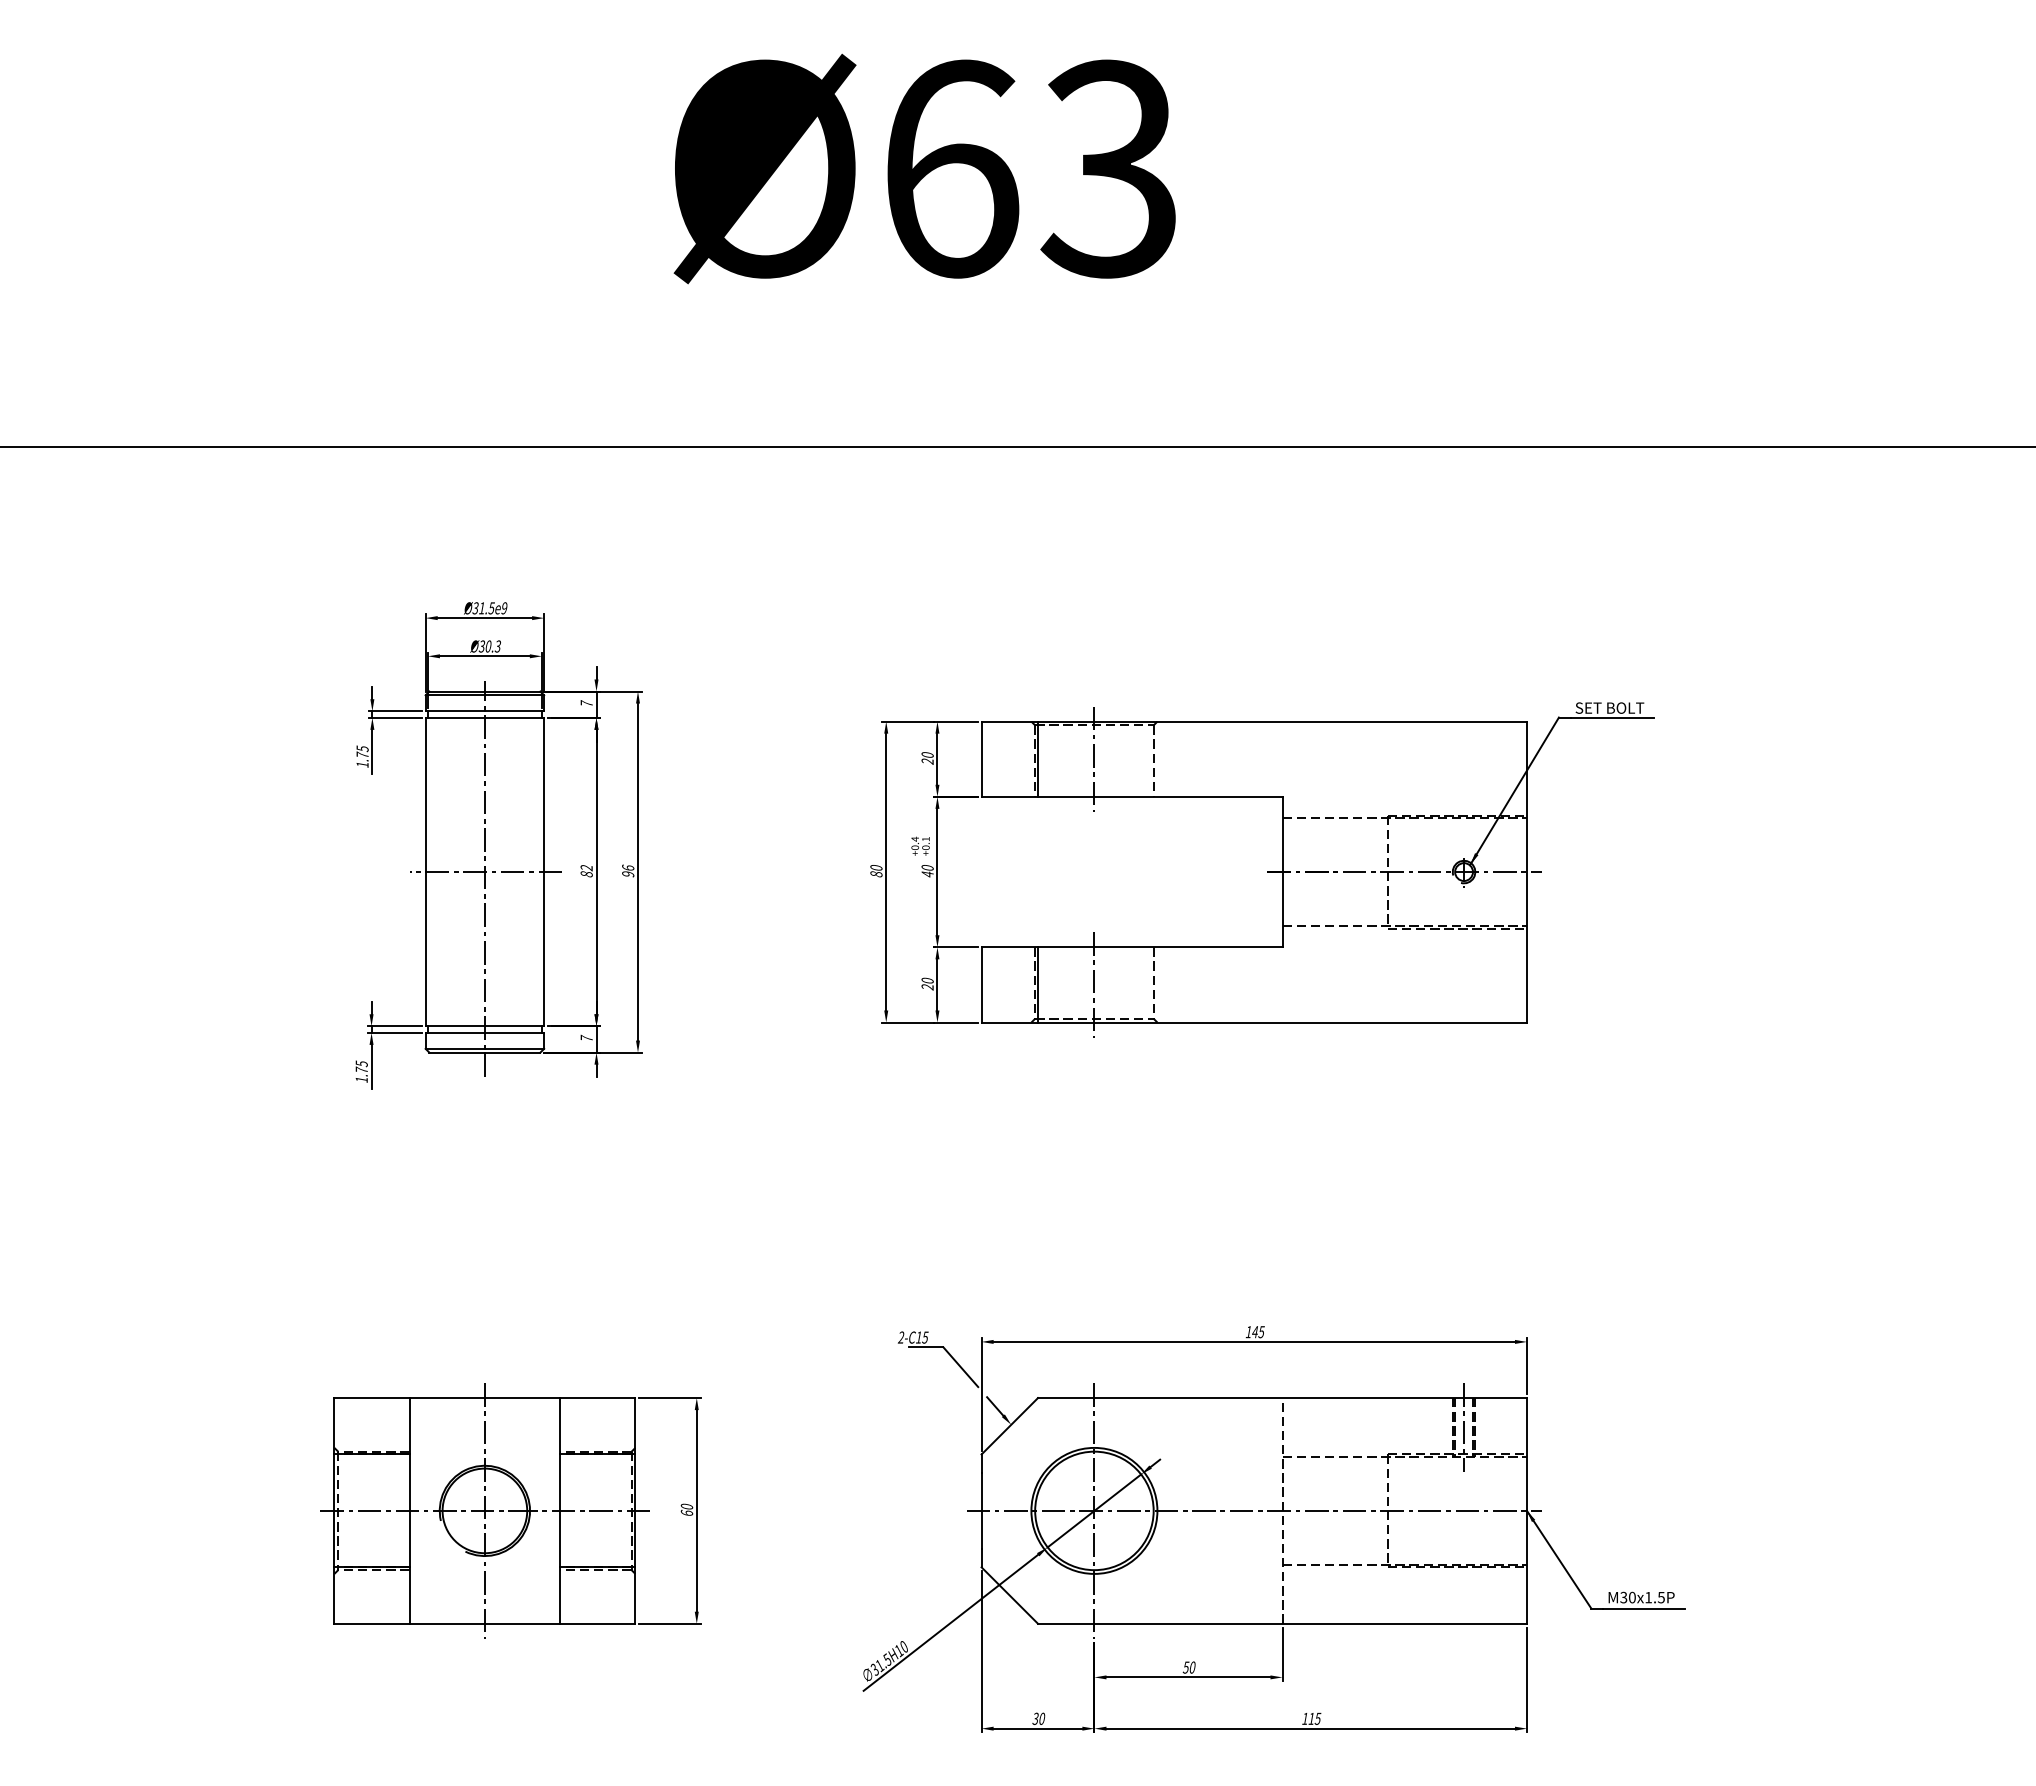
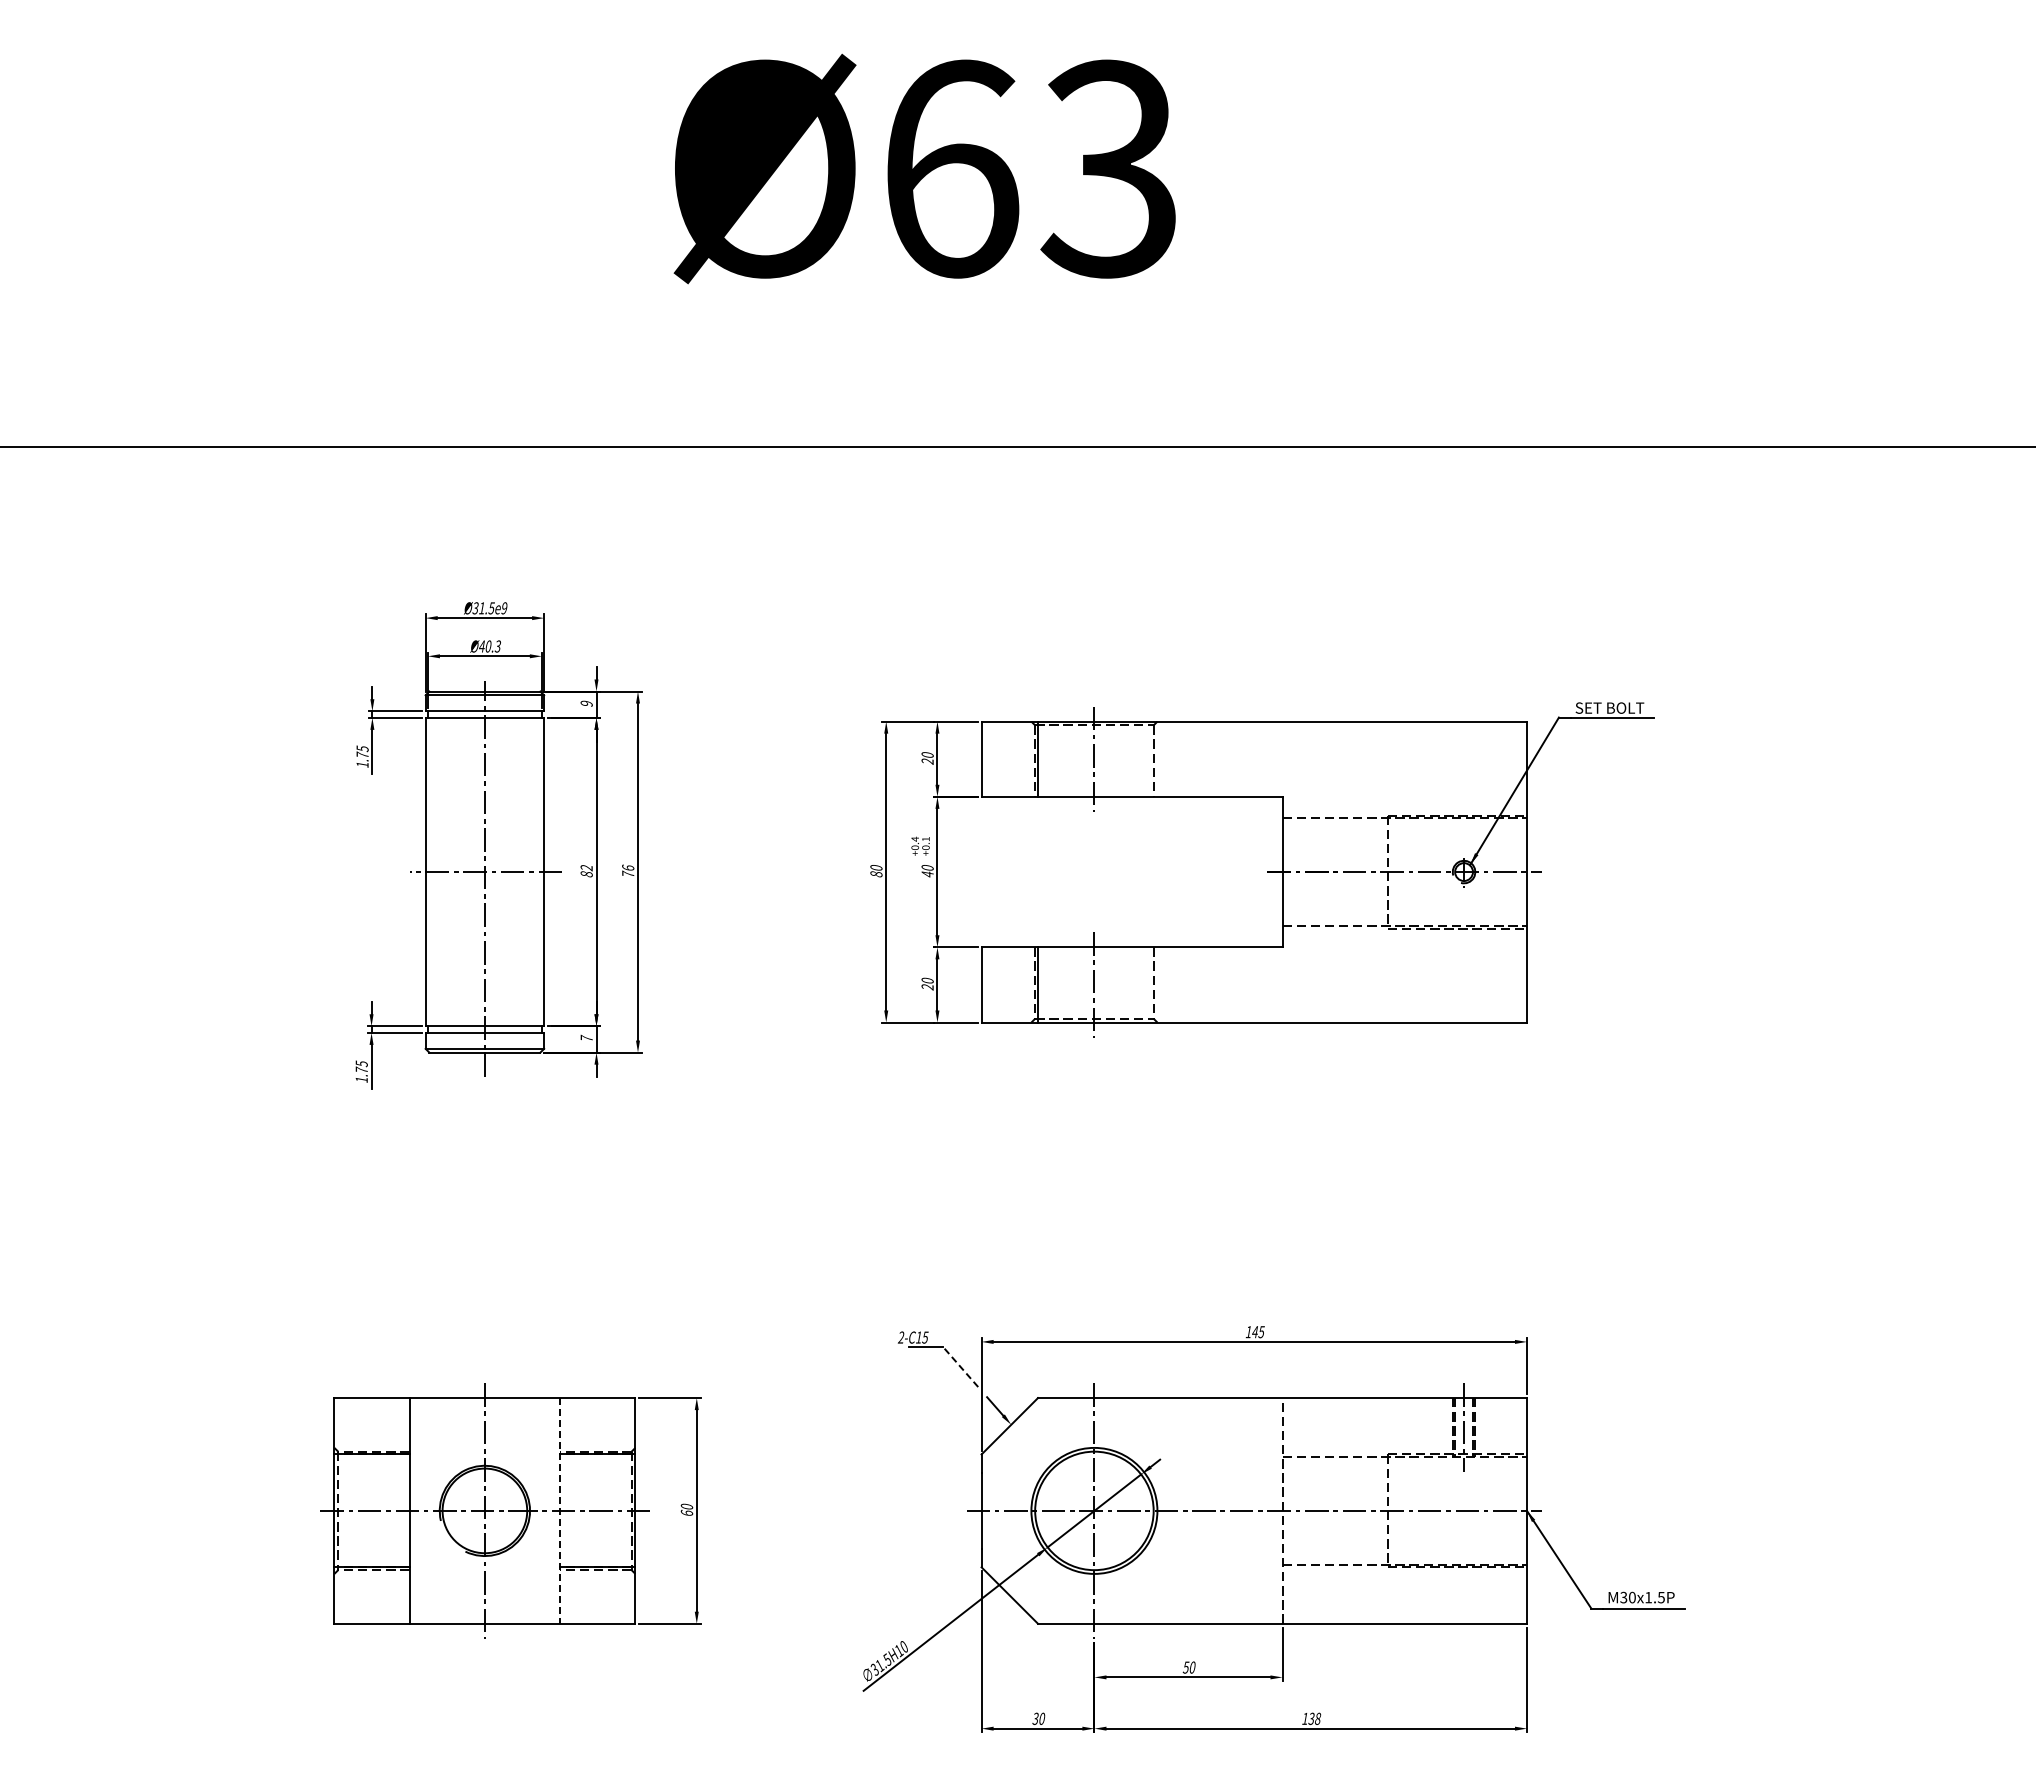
text: Ø30.3 -> Ø40.3 (481, 646)
text: 7 -> 9 (586, 703)
text: 96 -> 76 (628, 873)
line: solid -> dashed (960, 1366)
line: solid -> dashed (560, 1510)
text: 115 -> 138 (1314, 1718)
